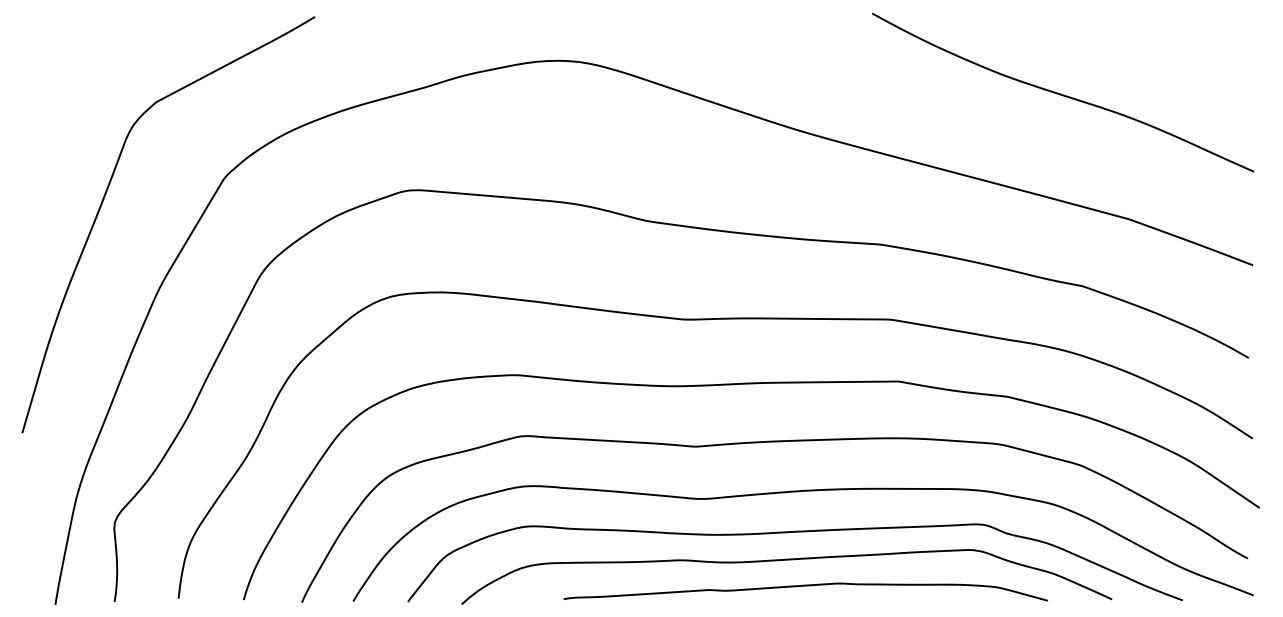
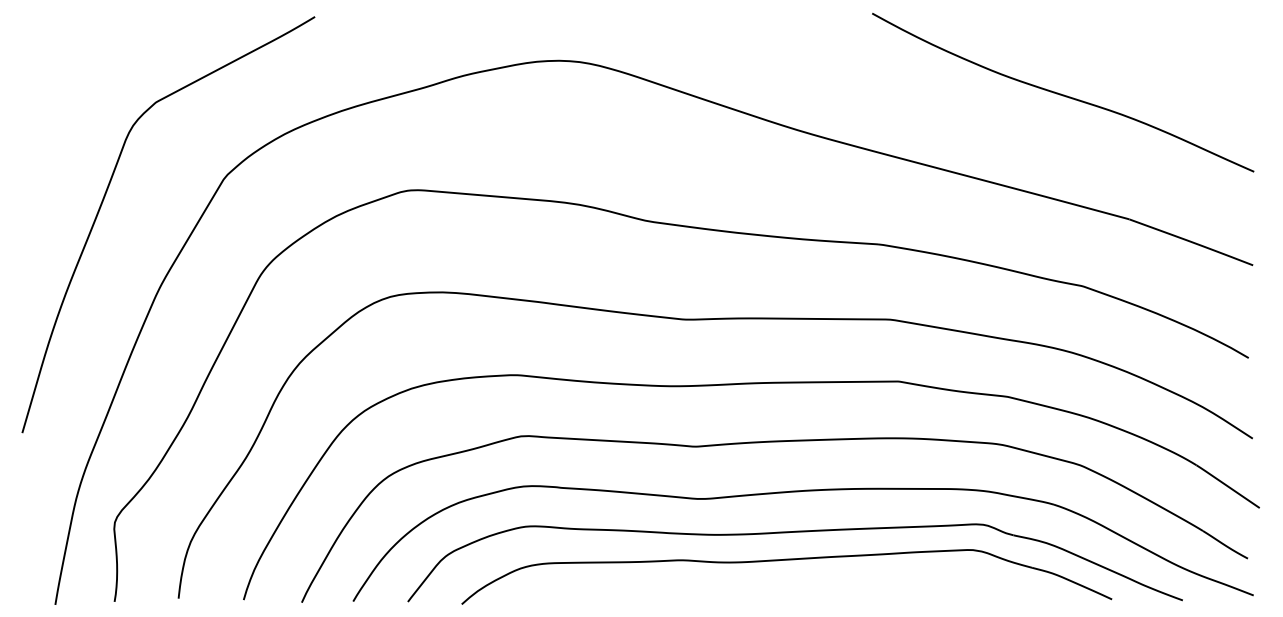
curve: present -> none (805, 586)
